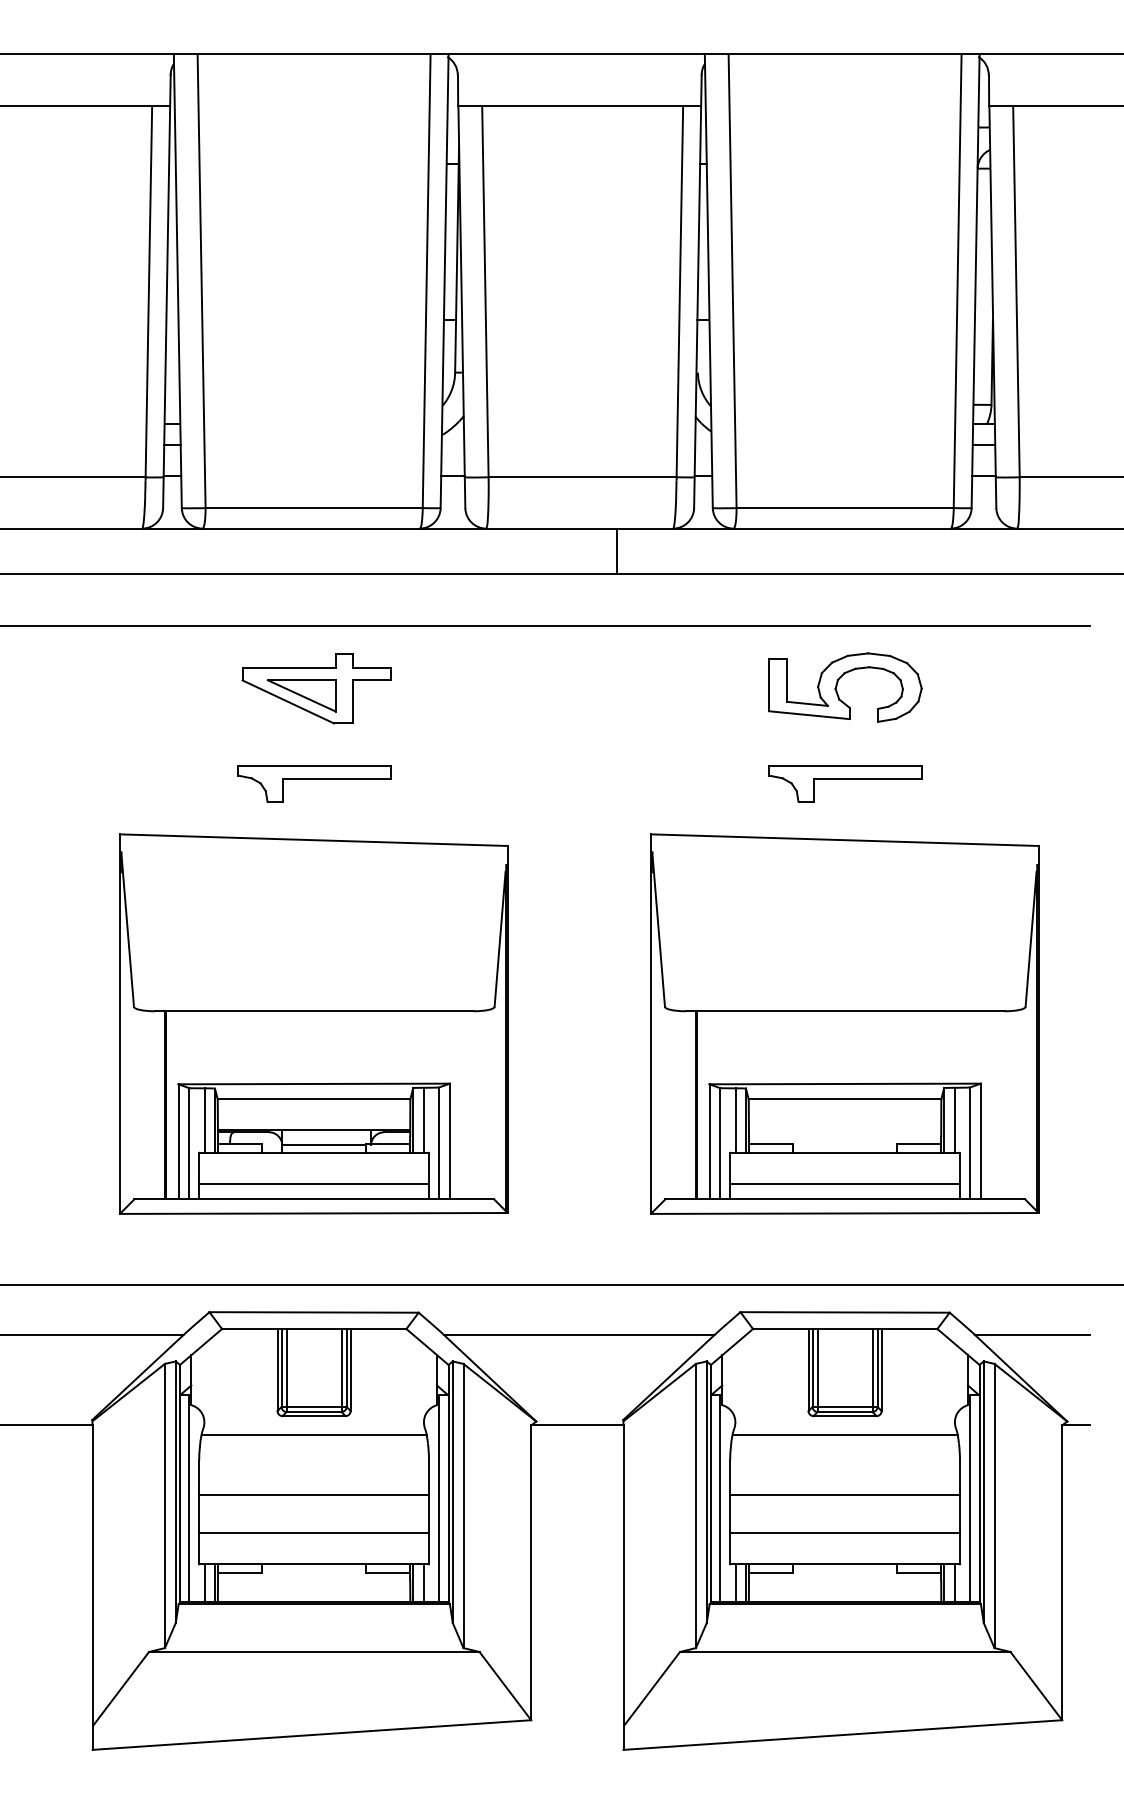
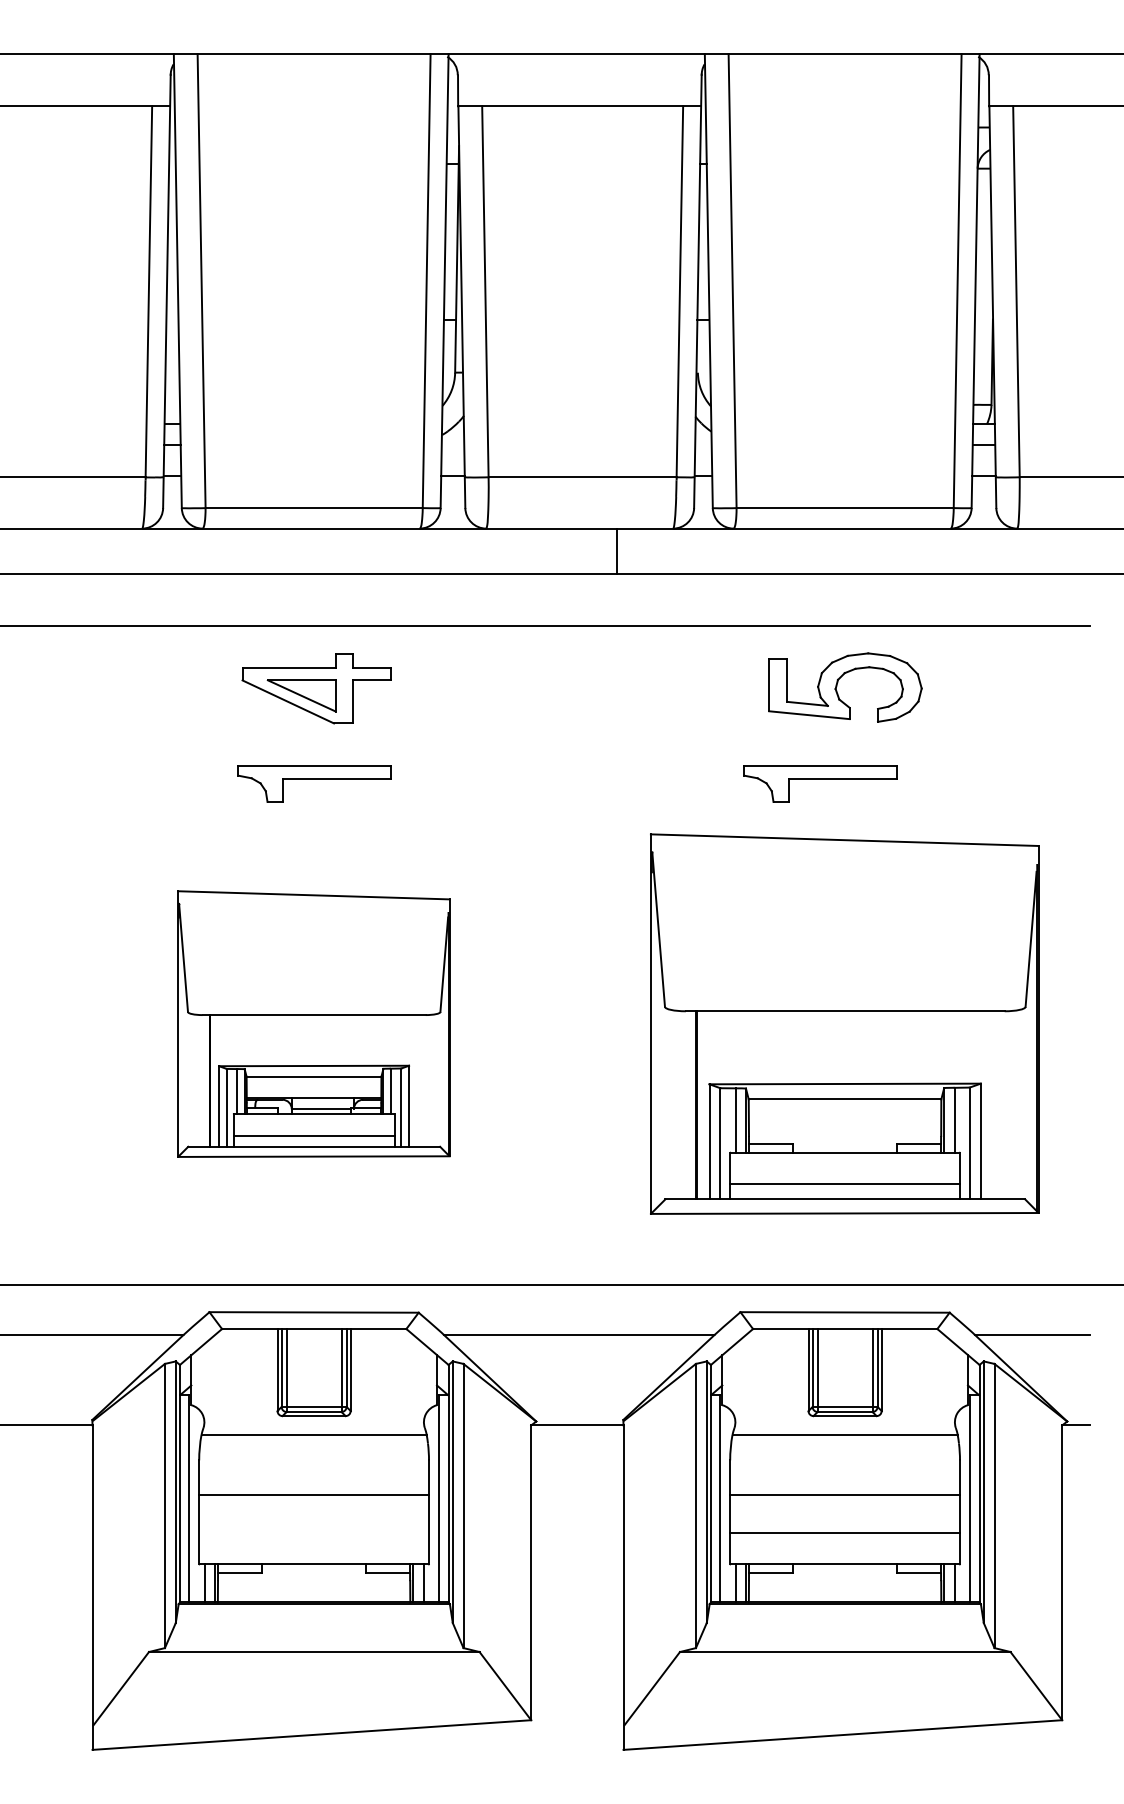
part position: (845, 783) -> (820, 783) (820, 783)
part size: 390x382 px -> 274x268 px (313, 1023)
line: present -> none (314, 1533)
